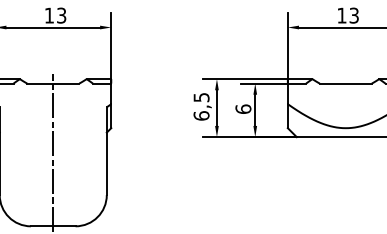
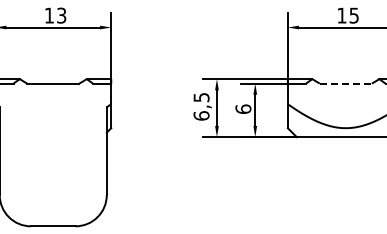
text: 13 -> 15 (354, 14)
line: solid -> dashed (346, 83)
line: present -> none (53, 151)
